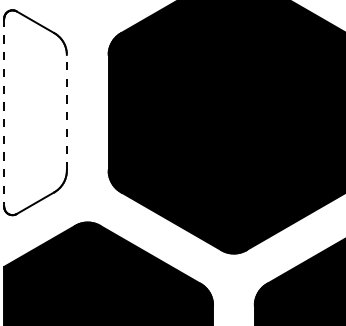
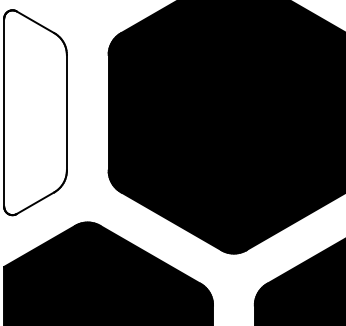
line: dashed -> solid (66, 112)
line: dashed -> solid (4, 113)
